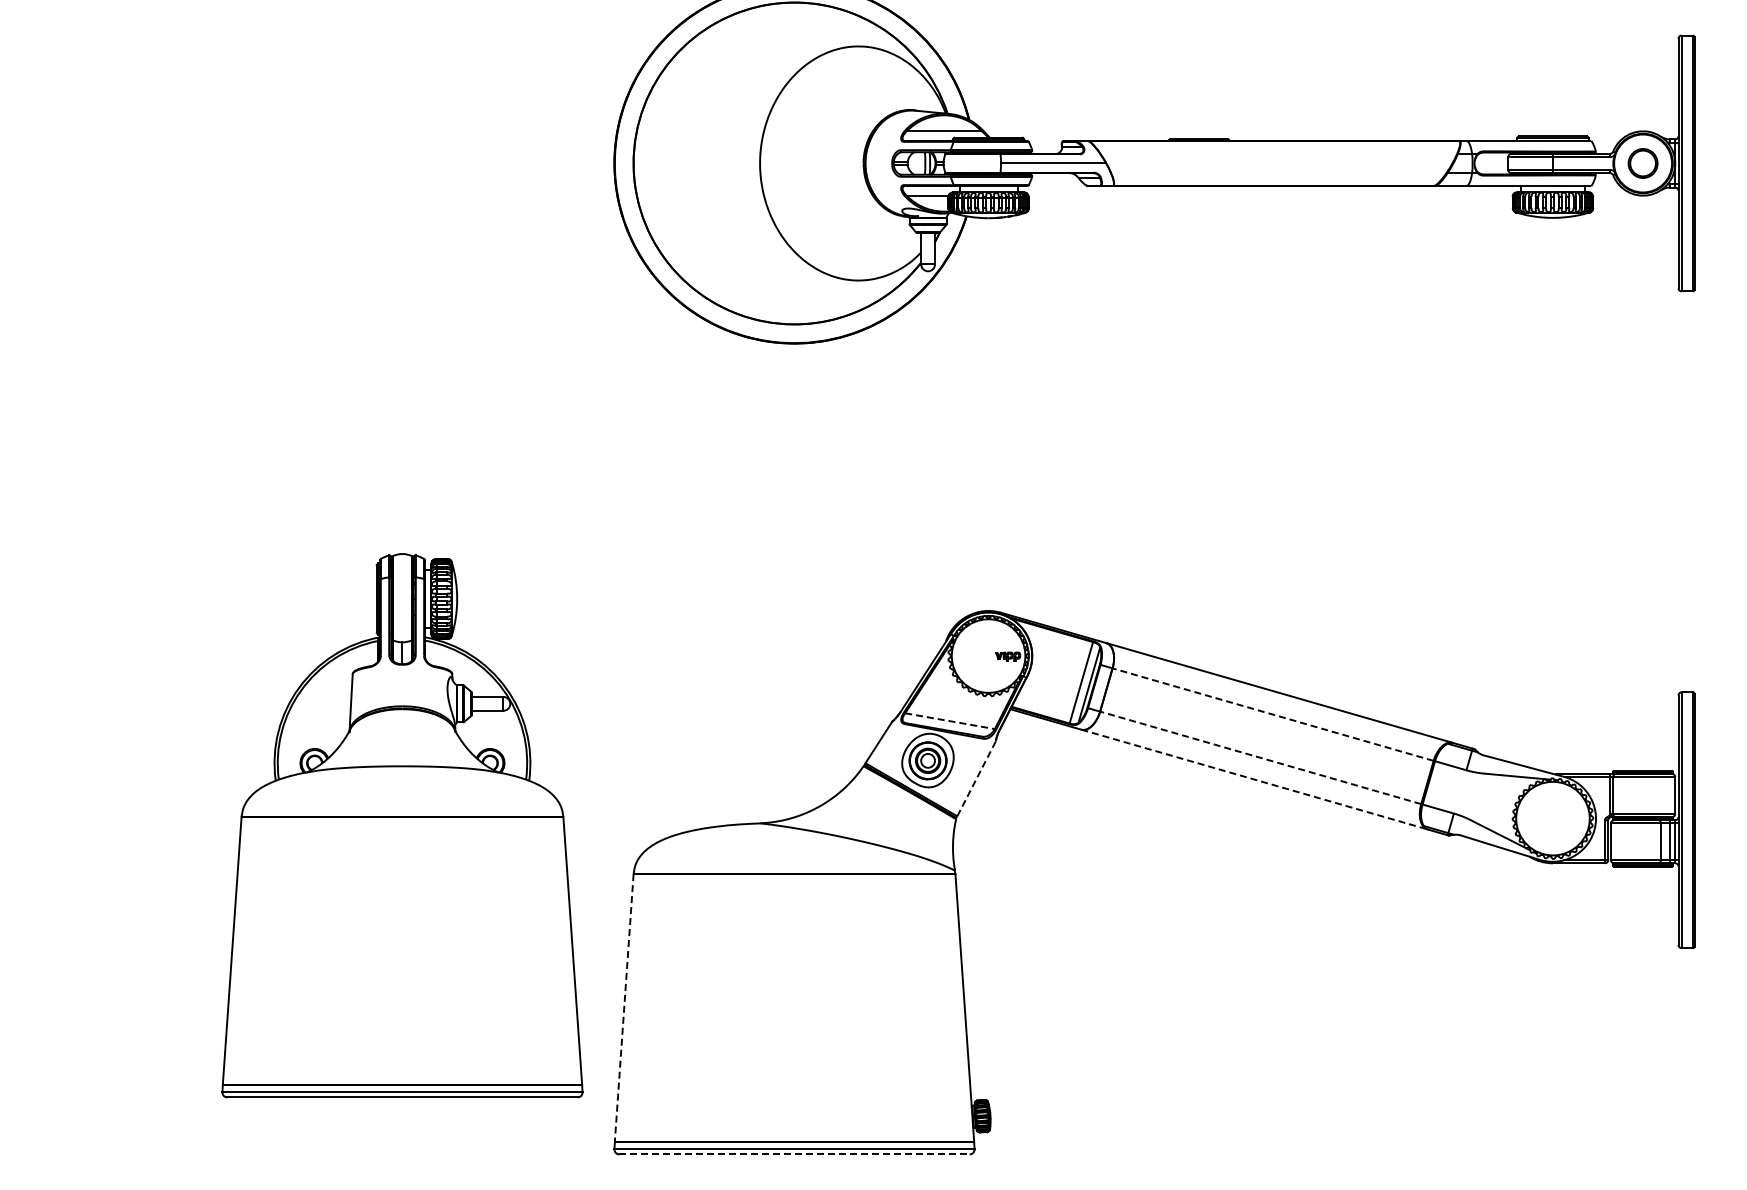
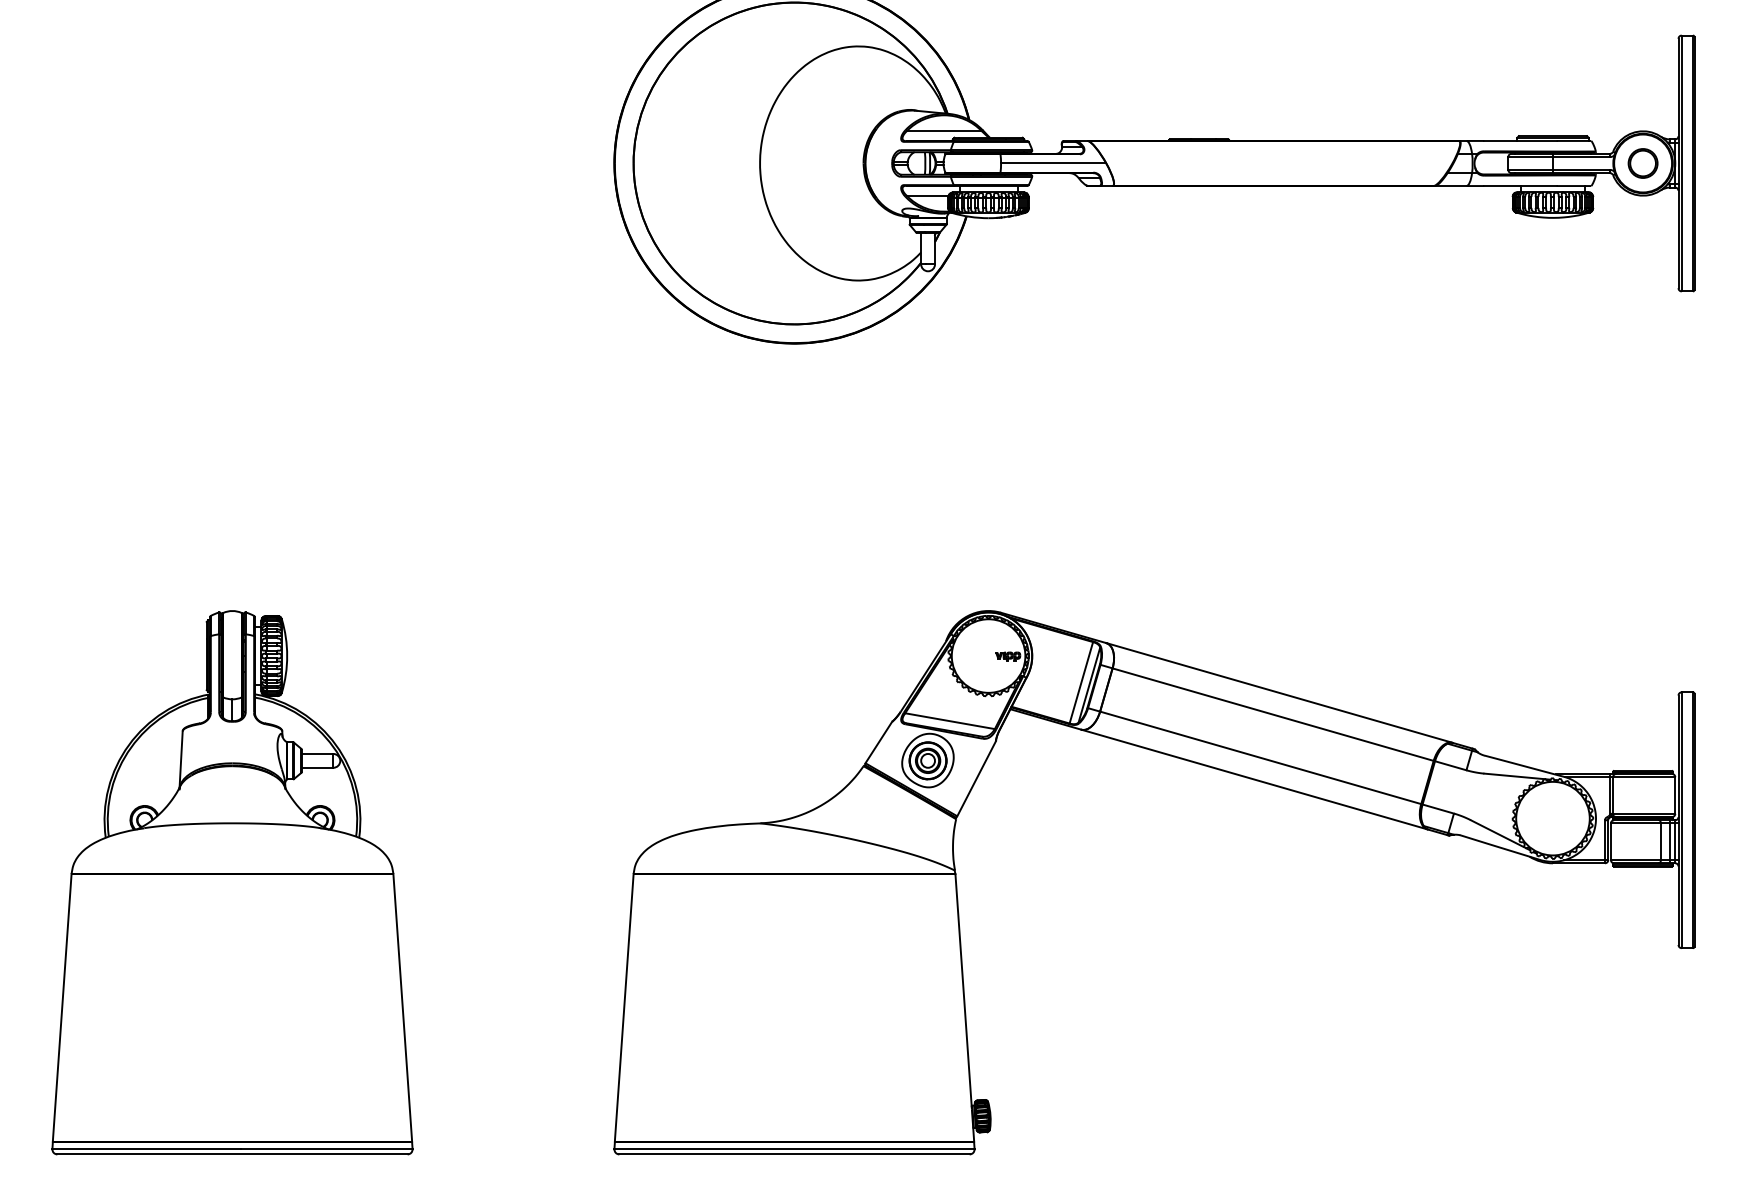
line: dashed -> solid (1272, 714)
line: dashed -> solid (950, 721)
line: dashed -> solid (1260, 757)
line: dashed -> solid (976, 778)
line: dashed -> solid (1254, 779)
part position: (402, 825) -> (232, 882) (232, 882)
line: dashed -> solid (624, 1008)
line: dashed -> solid (795, 1154)
